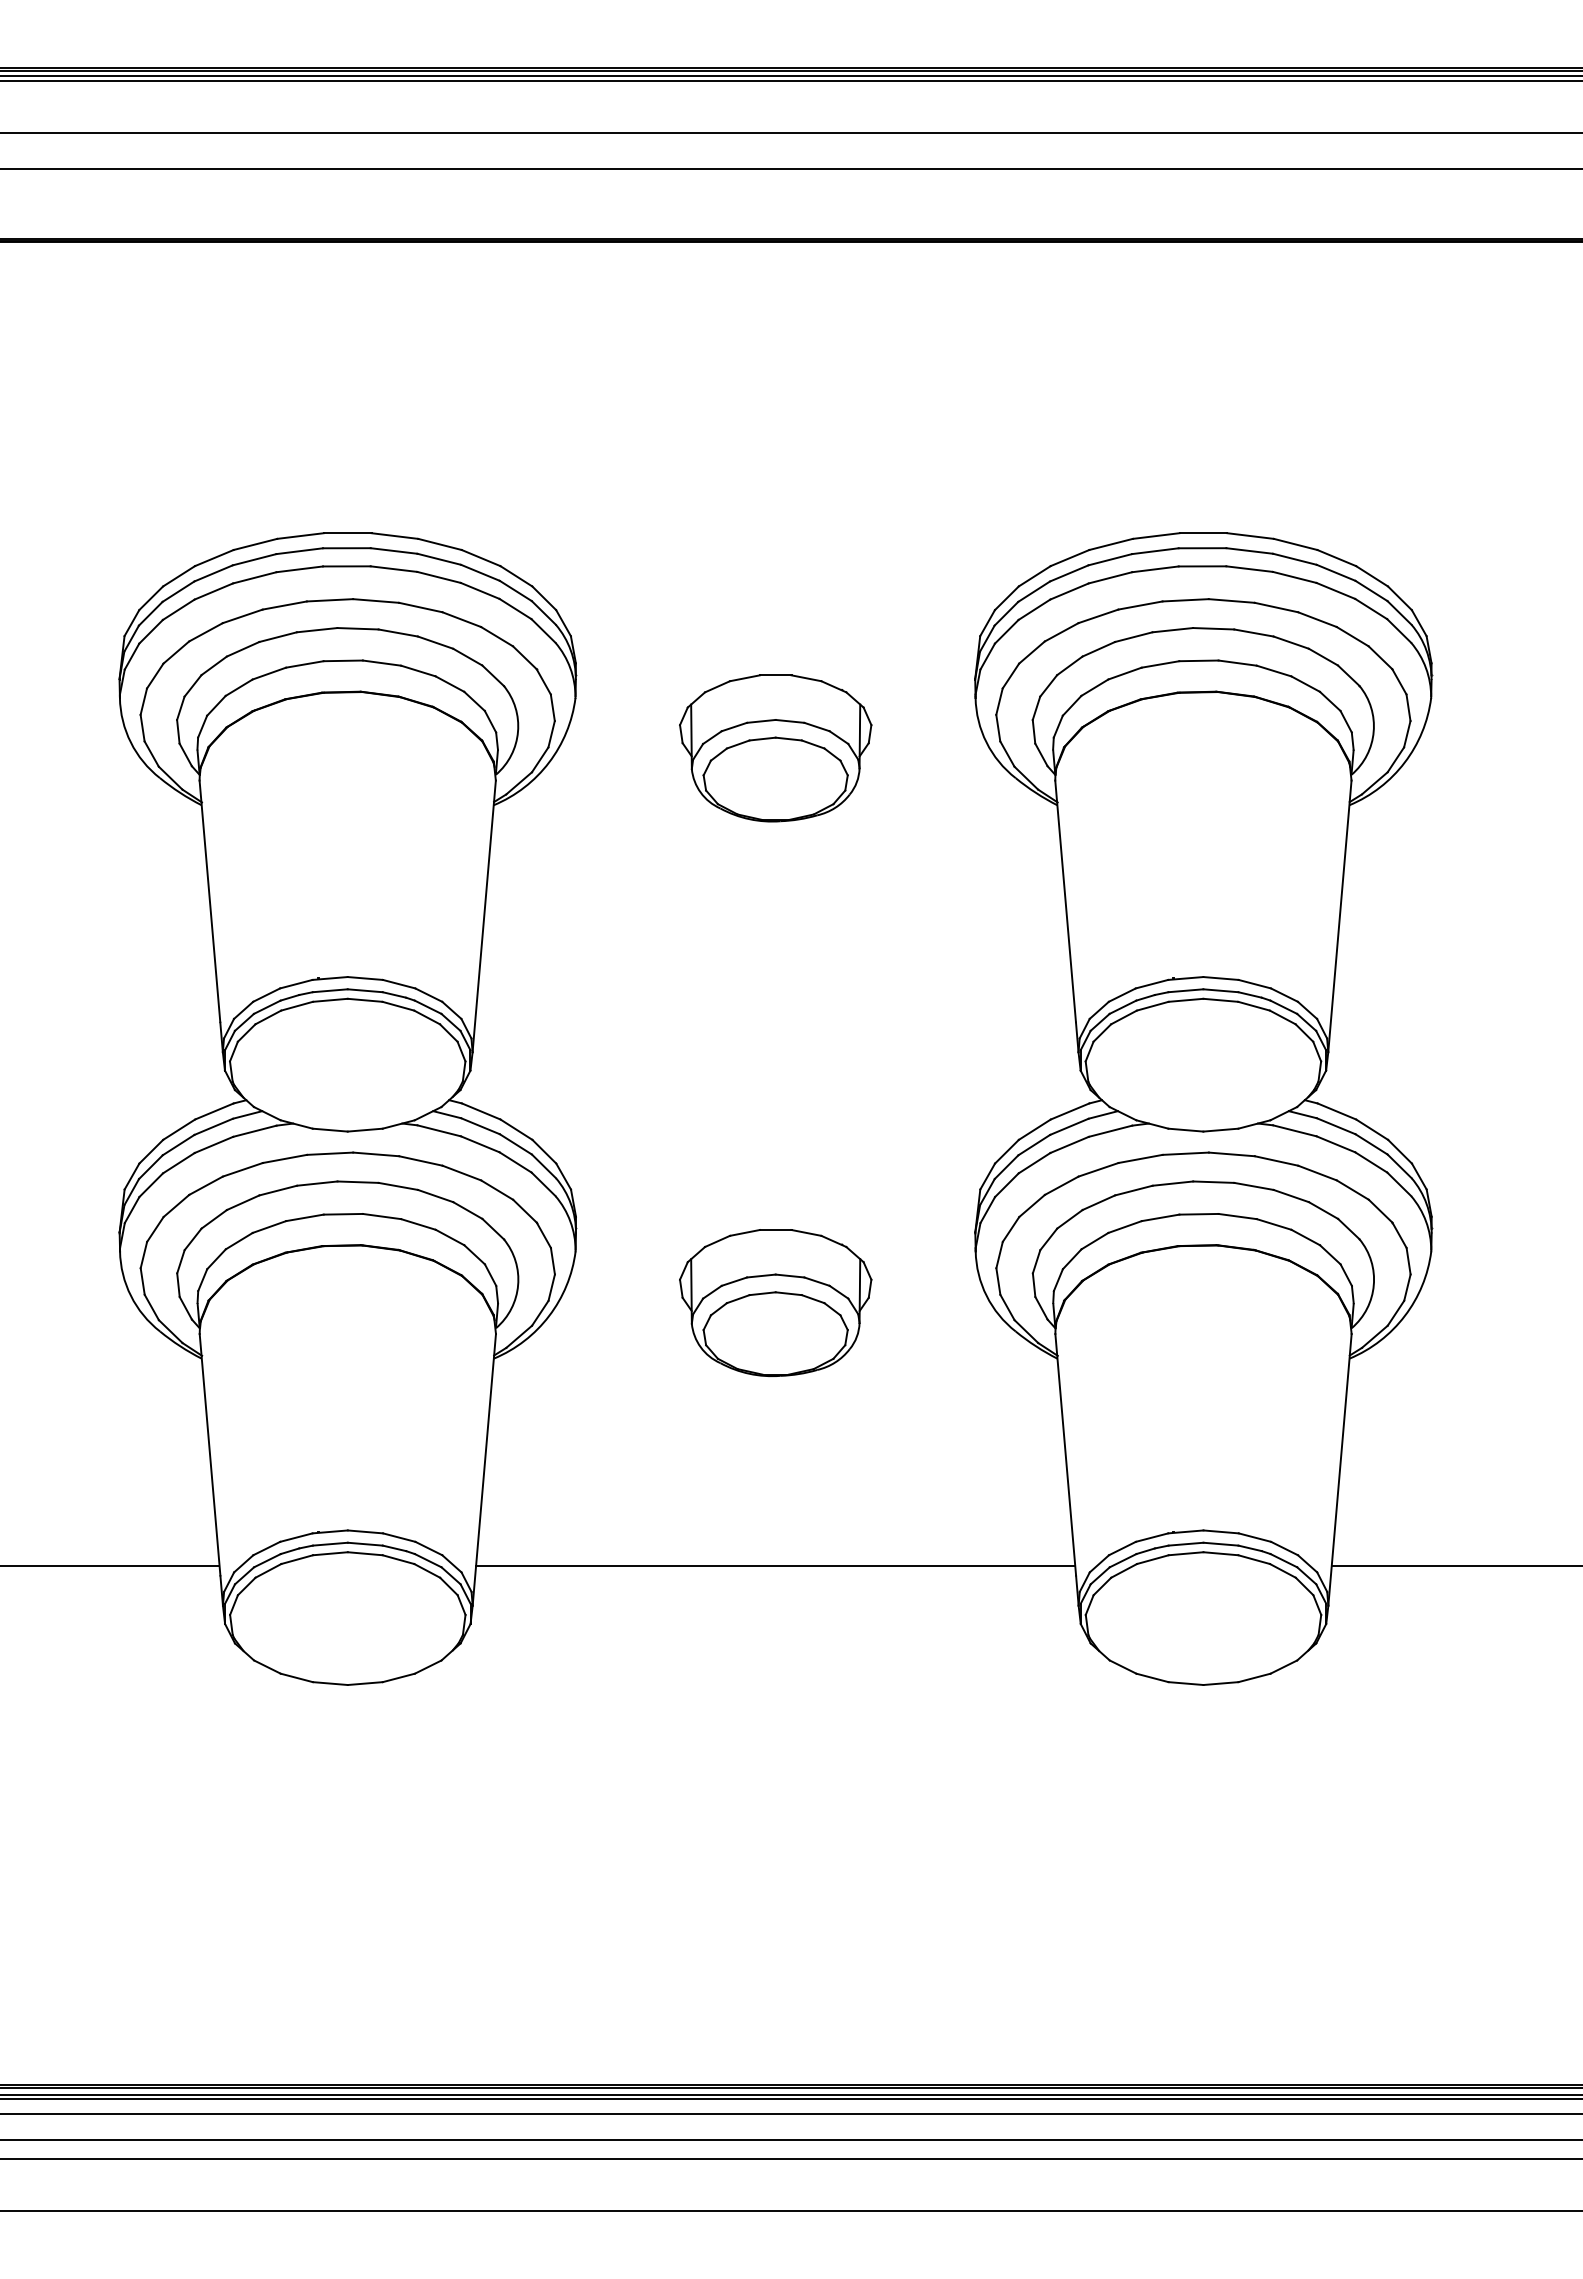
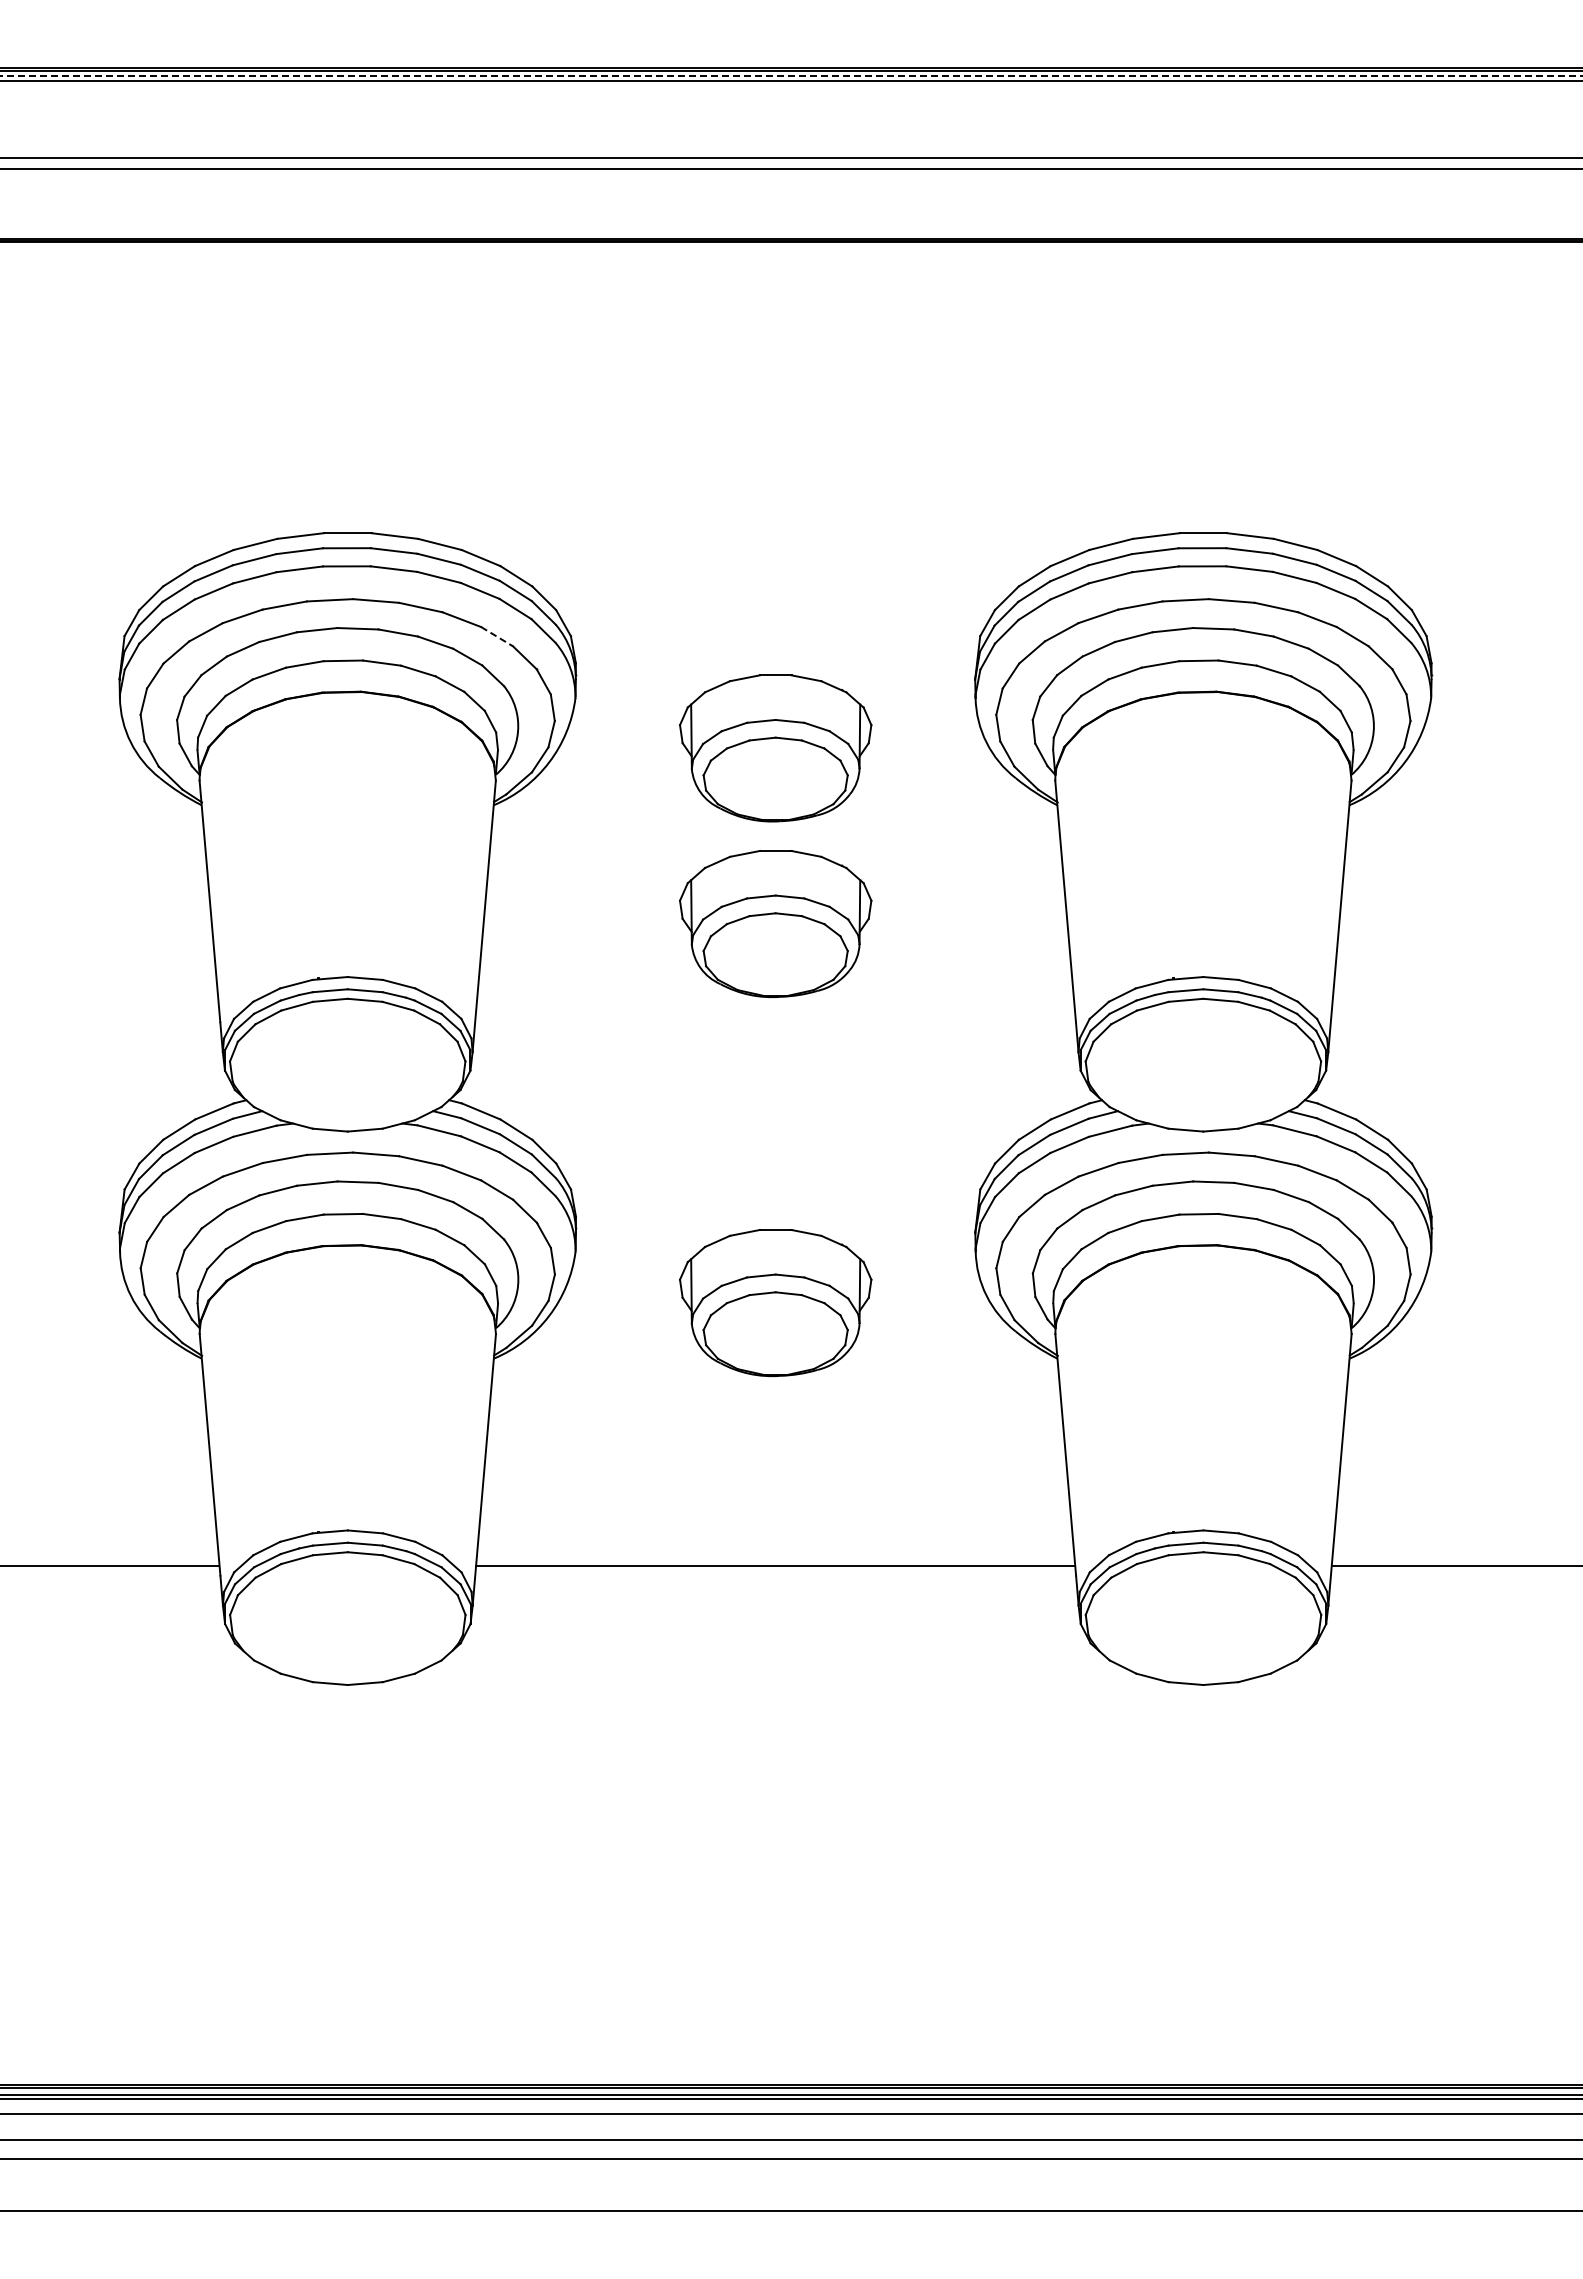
line: solid -> dashed (792, 75)
line position: (790, 132) -> (790, 157) (790, 157)
line: solid -> dashed (497, 636)
part: none -> present (775, 923)
